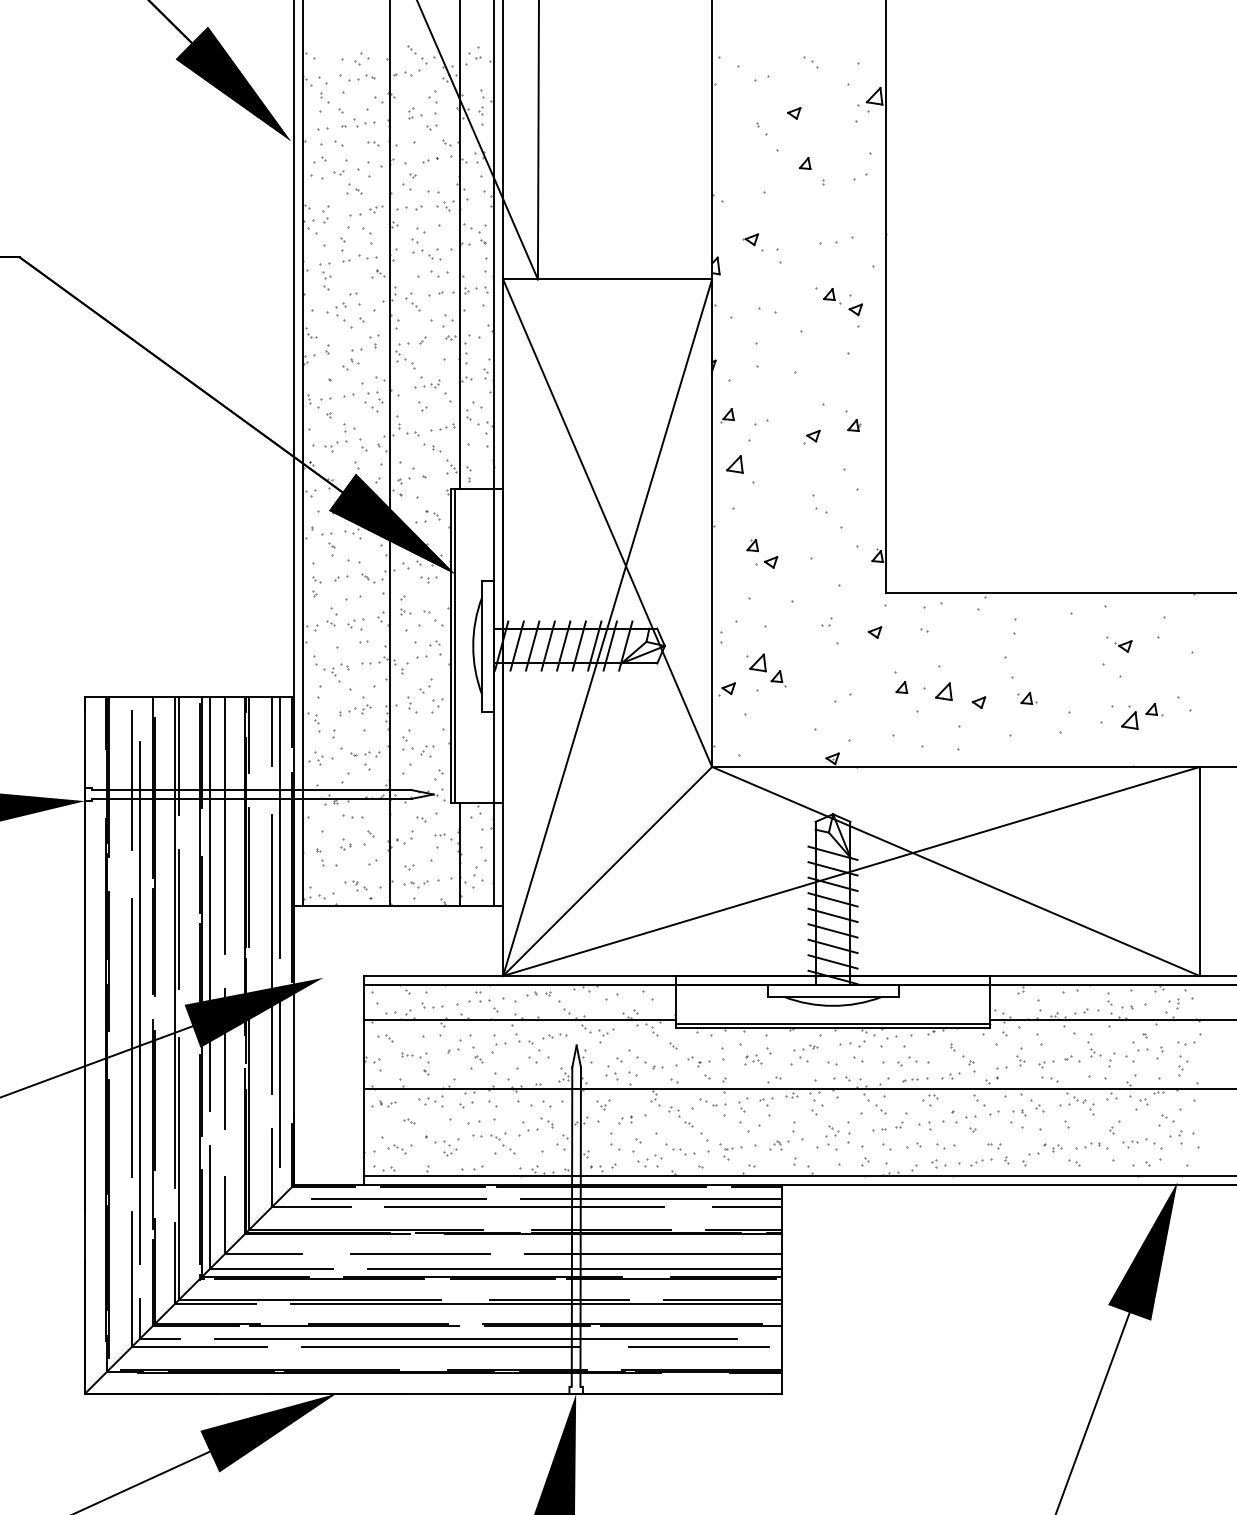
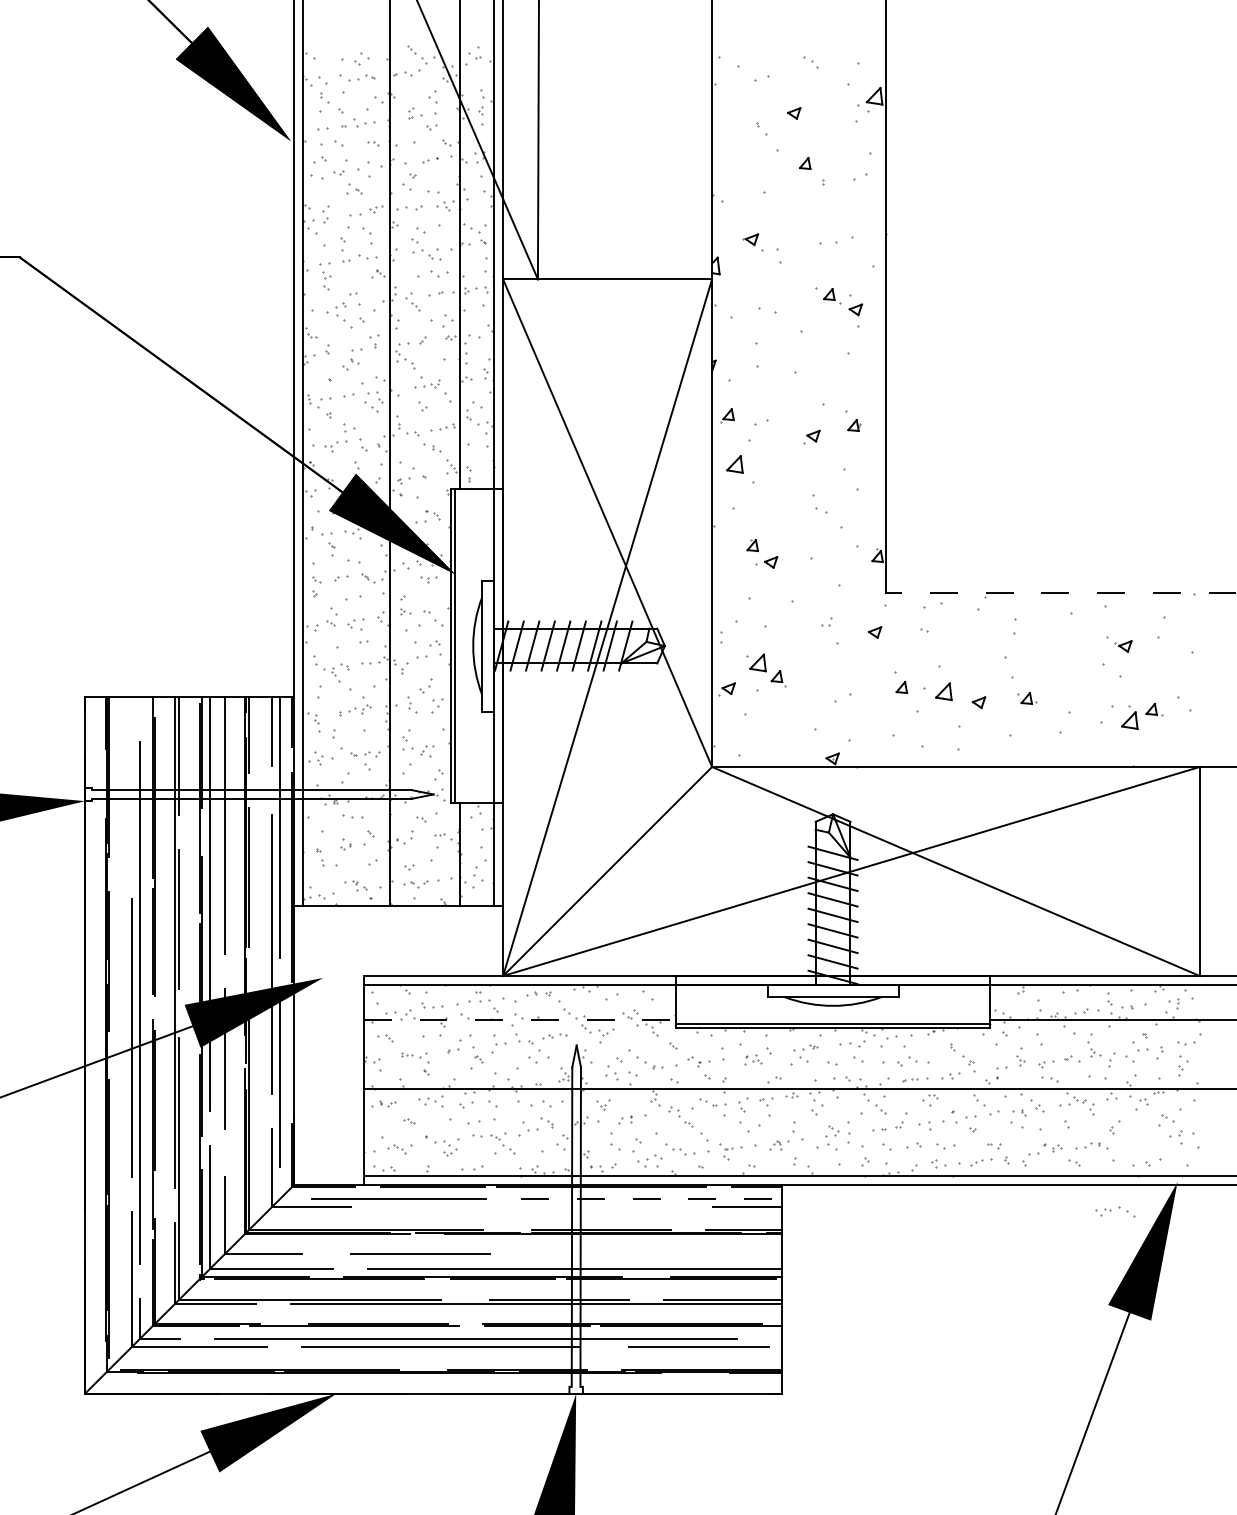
line: solid -> dashed (1061, 592)
line: present -> none (132, 779)
line: solid -> dashed (520, 1019)
part position: (1142, 1143) -> (1115, 1211) (1115, 1211)
line: solid -> dashed (651, 1199)
line: present -> none (524, 1206)
line: present -> none (652, 1253)
